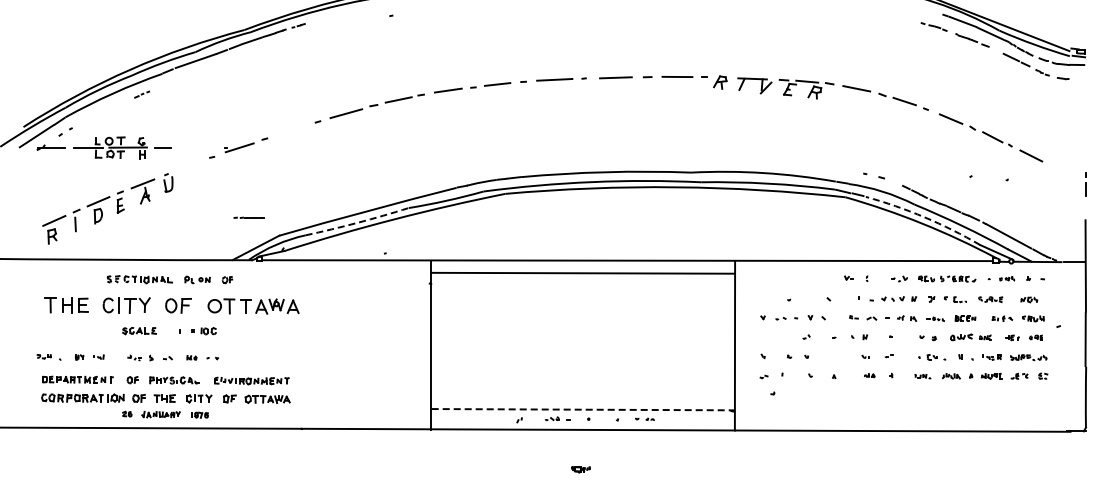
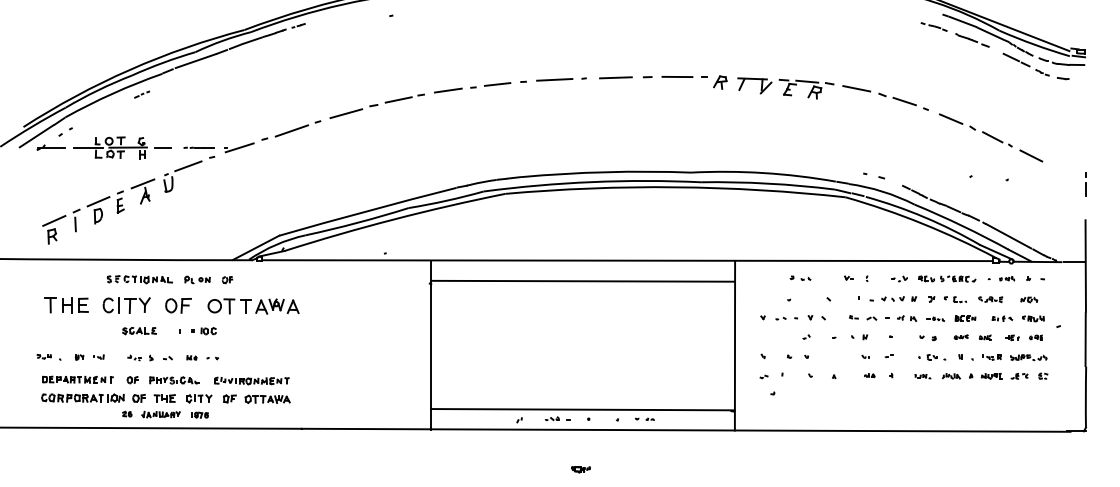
line: none -> present (291, 130)
line: none -> present (188, 166)
line position: (248, 217) -> (198, 147) (198, 147)
arc: dashed -> solid (924, 217)
arc: dashed -> solid (357, 222)
line position: (582, 272) -> (582, 280) (582, 280)
part: none -> present (800, 277)
part size: 24x9 px -> 16x6 px (960, 336)
line: dashed -> solid (583, 409)
